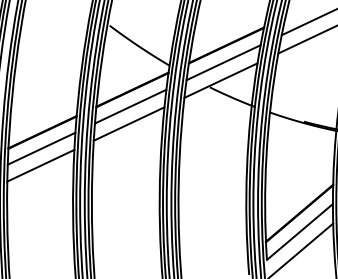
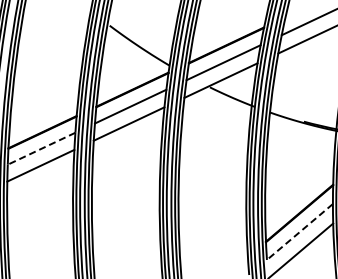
line: solid -> dashed (41, 148)
line: solid -> dashed (299, 232)
